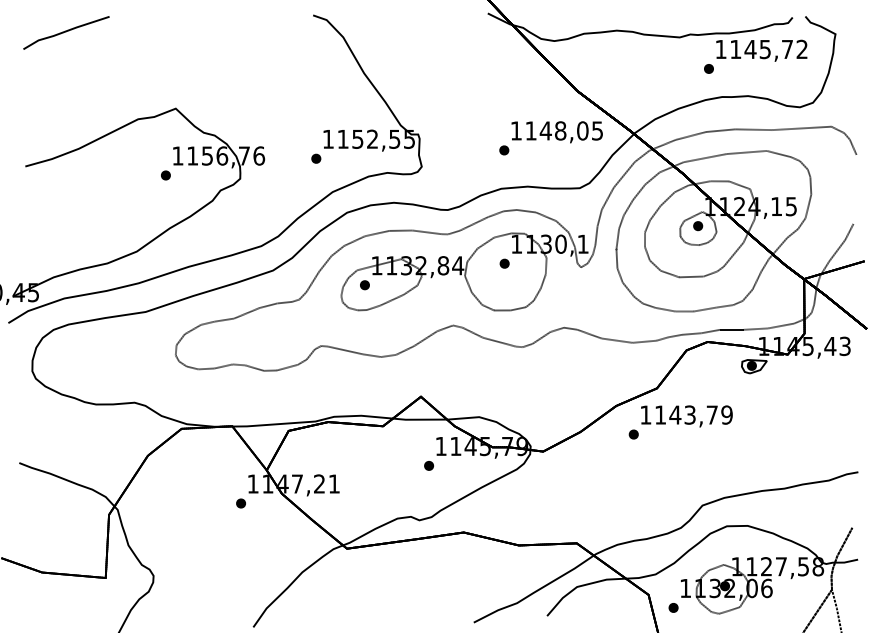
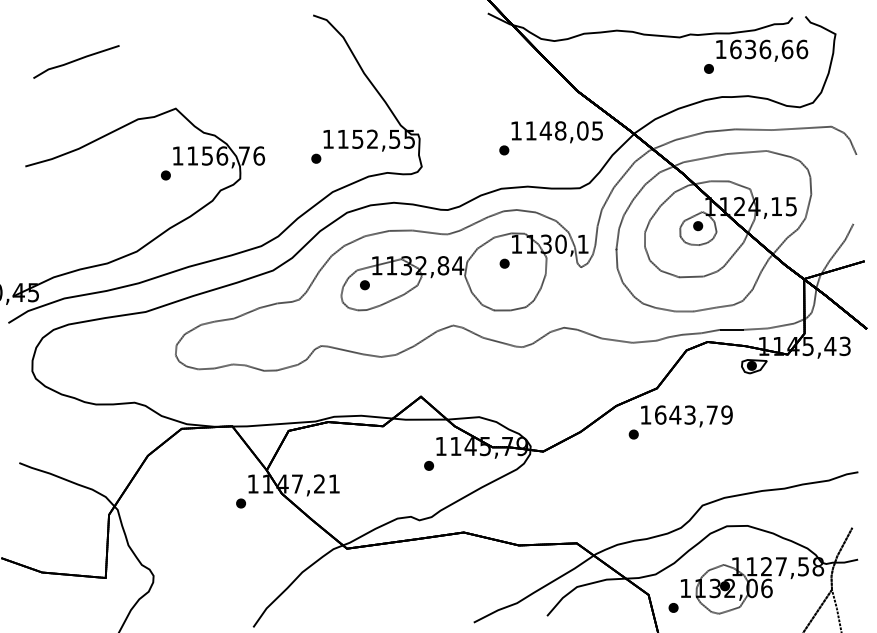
line position: (66, 32) -> (76, 61) (76, 61)
text: 1145,72 -> 1636,66 (769, 49)
text: 1143,79 -> 1643,79 (660, 414)
